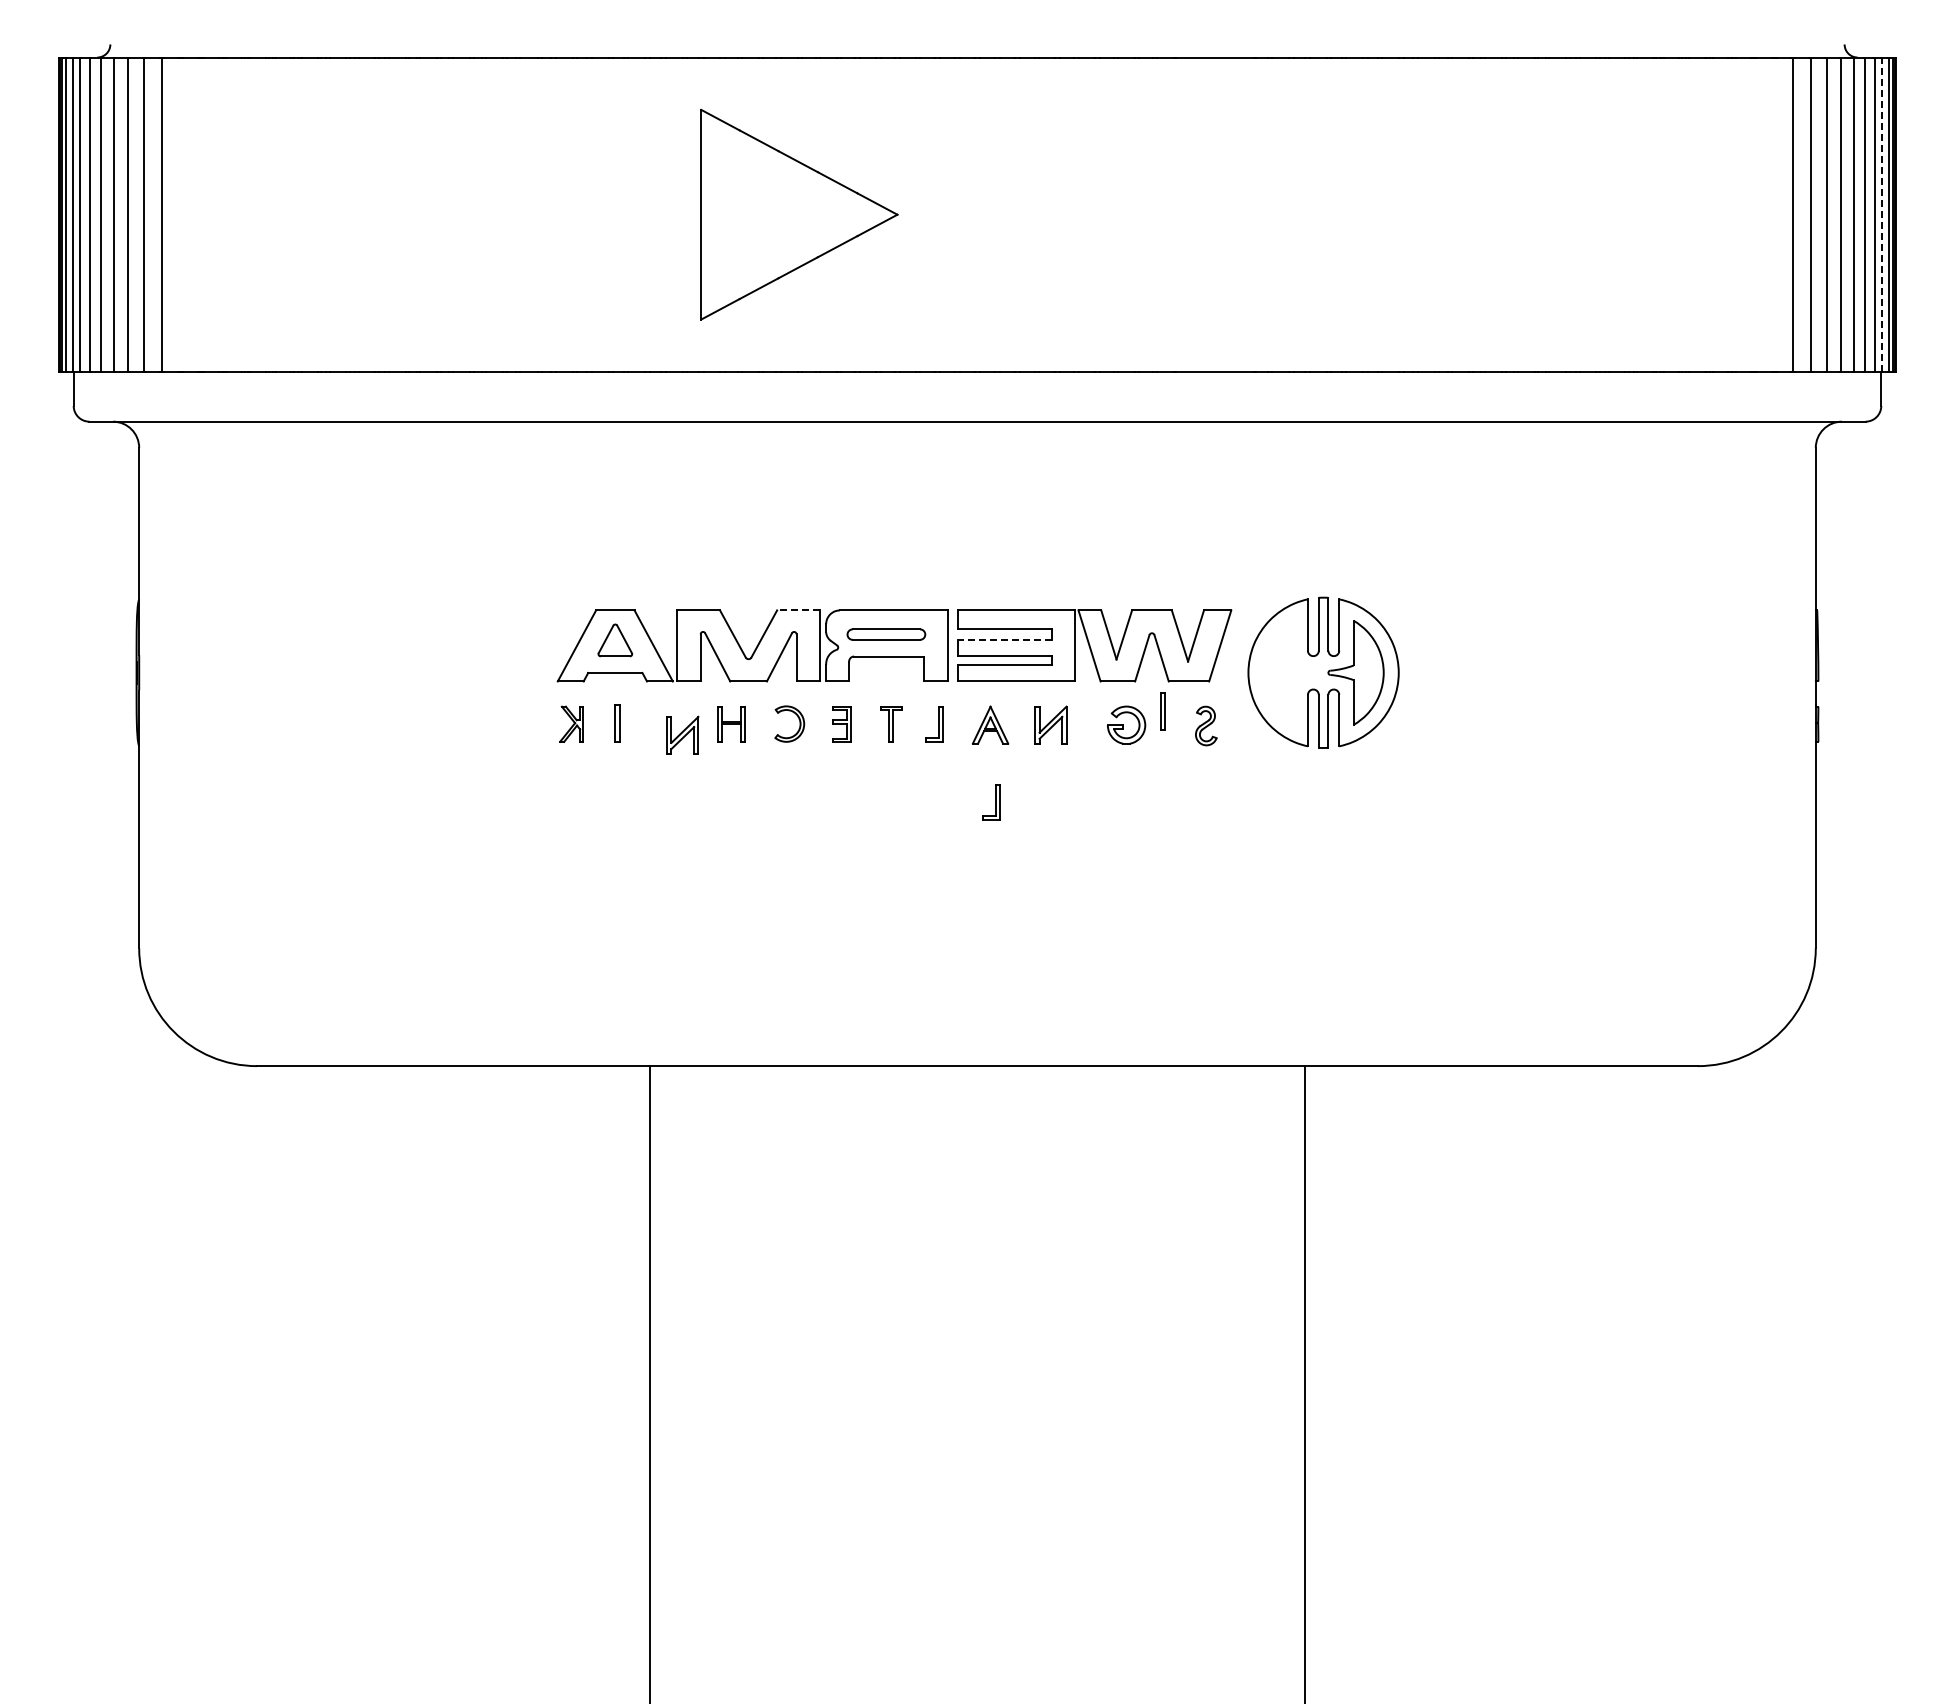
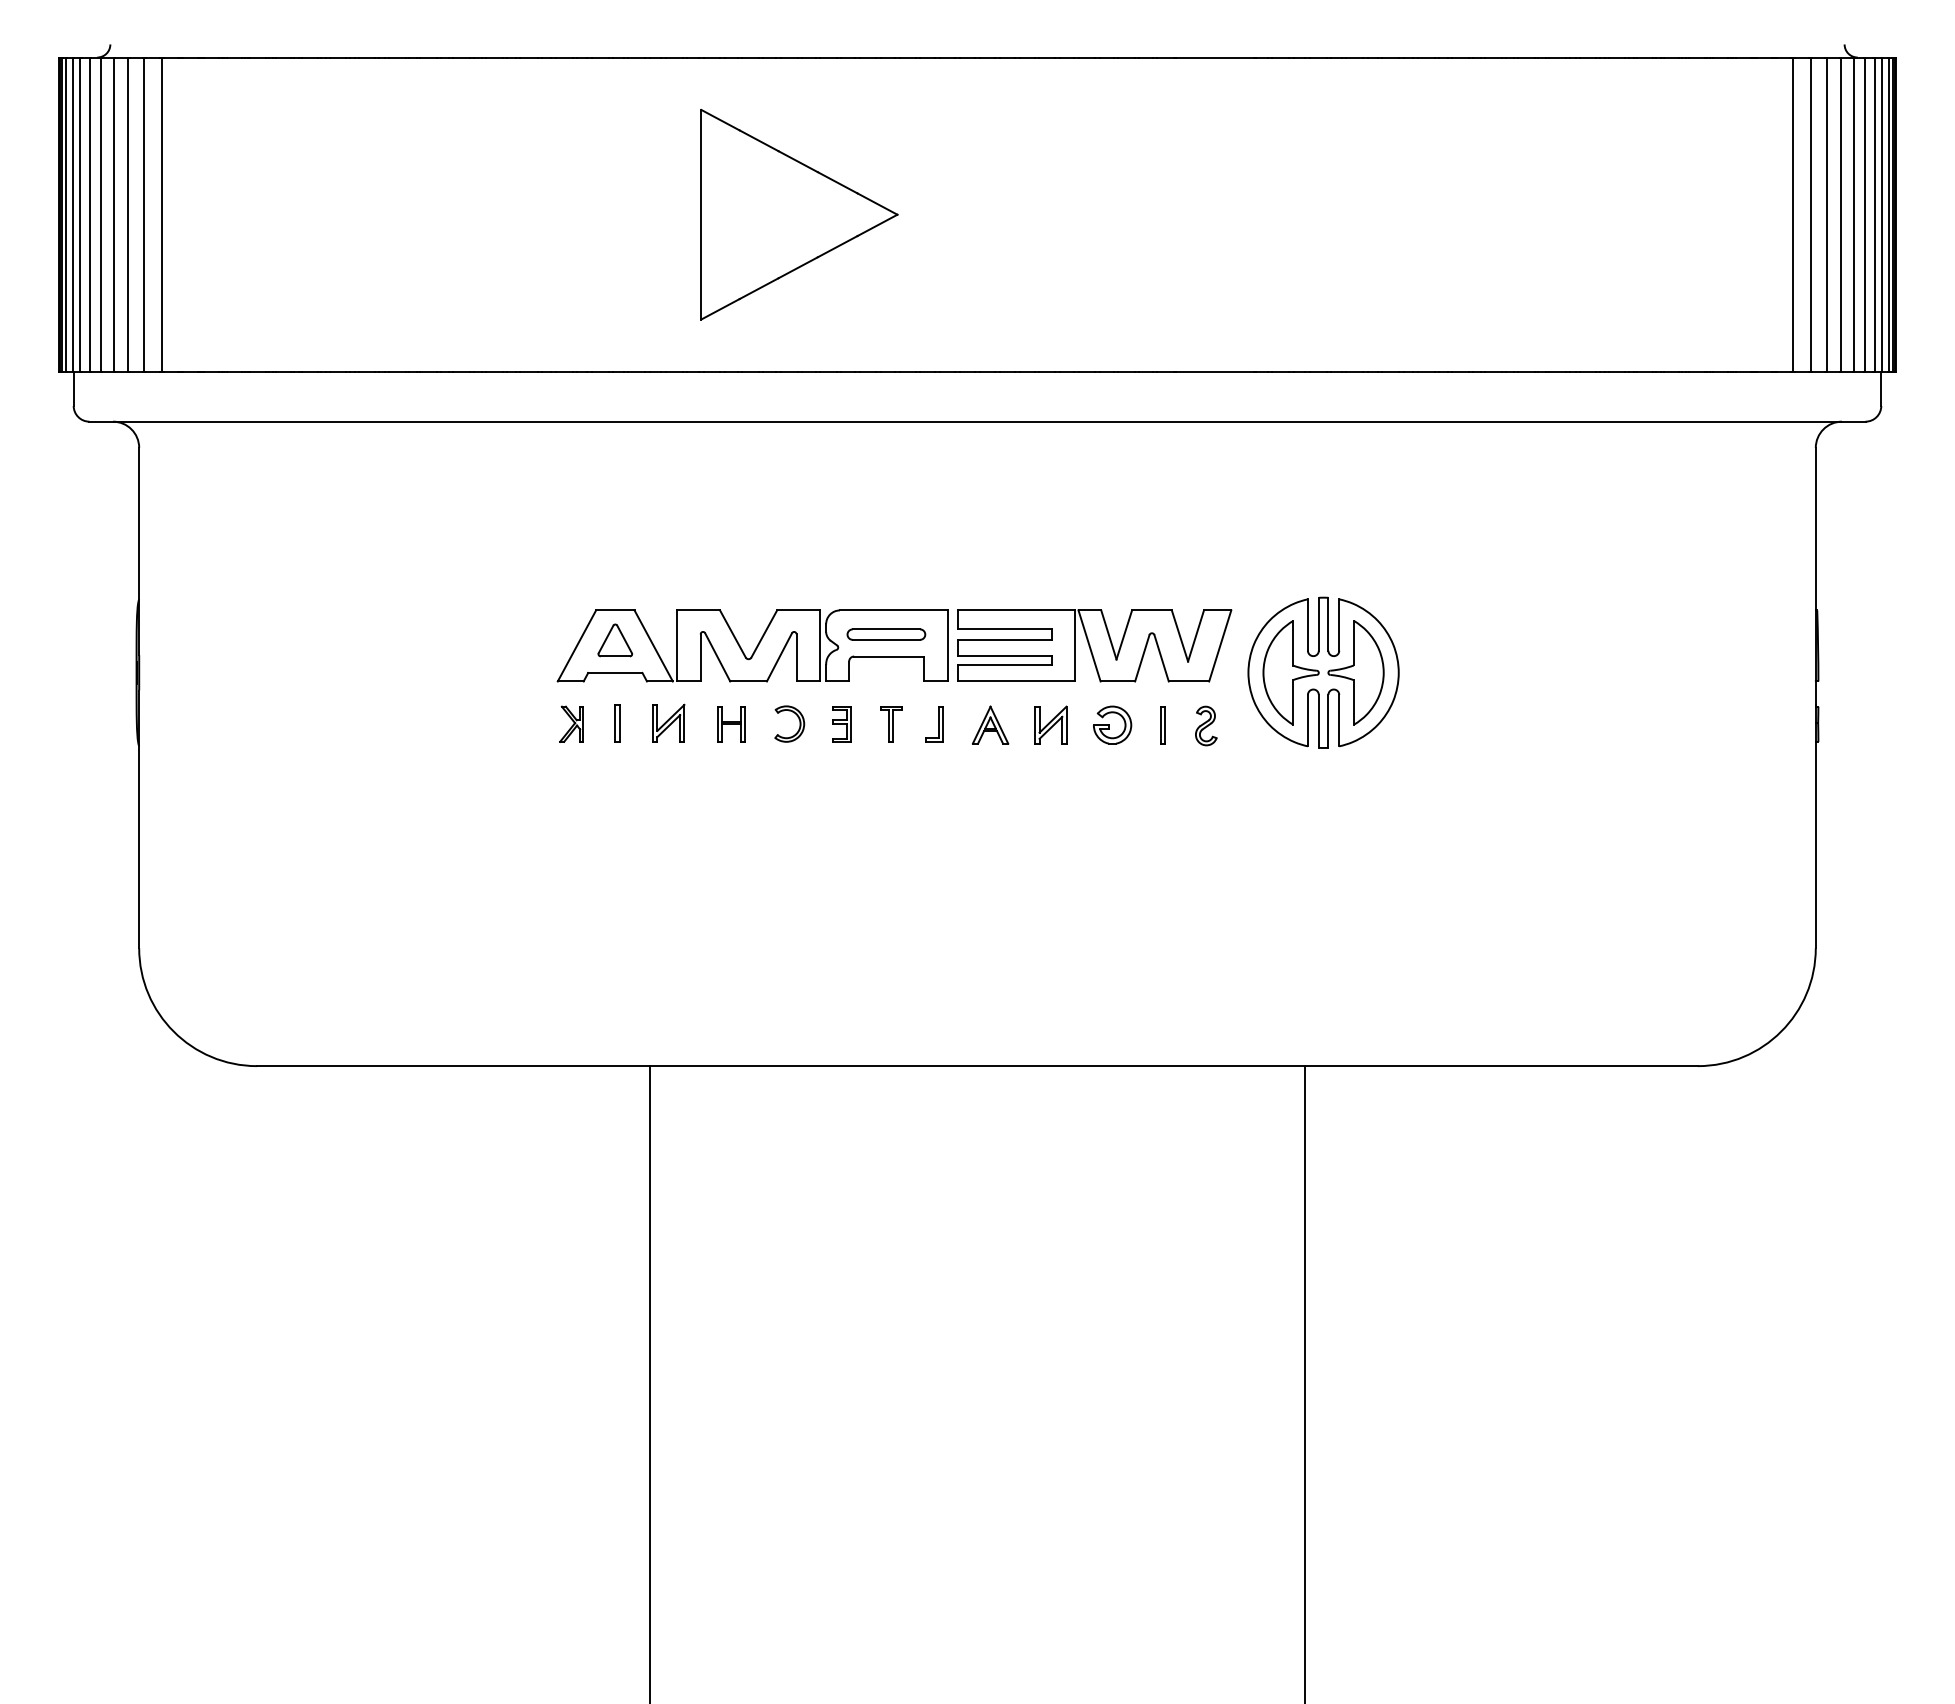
line: dashed -> solid (1882, 214)
line: dashed -> solid (797, 610)
line: dashed -> solid (1004, 639)
part: none -> present (1290, 672)
part position: (1162, 711) -> (1162, 725) (1162, 725)
part position: (1126, 724) -> (1112, 724) (1112, 724)
part position: (682, 734) -> (668, 722) (668, 722)
part: present -> none (991, 802)
